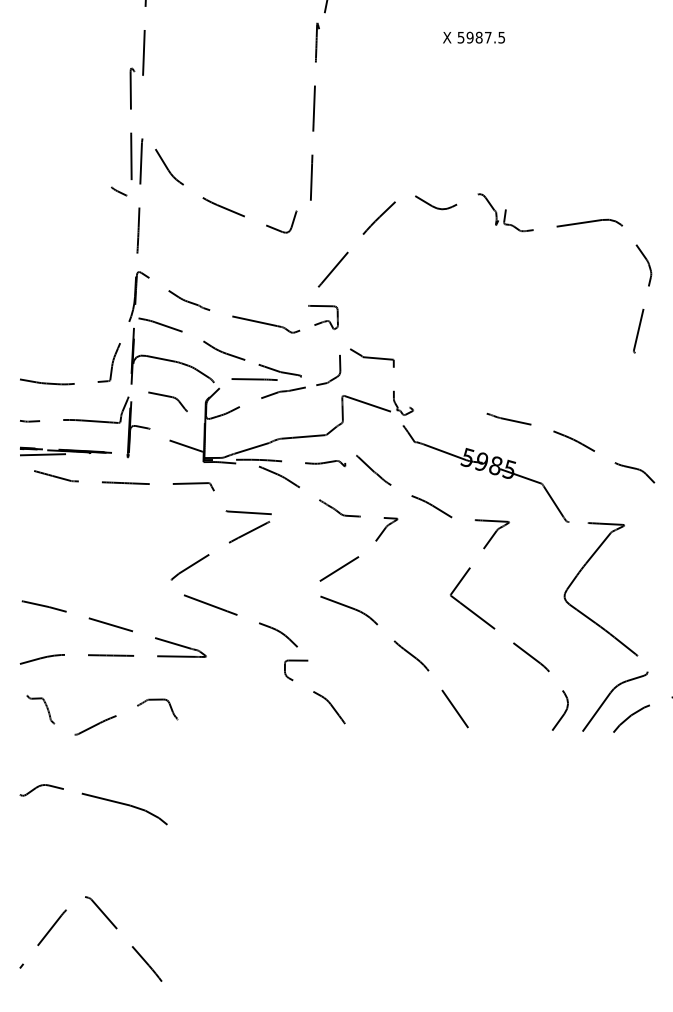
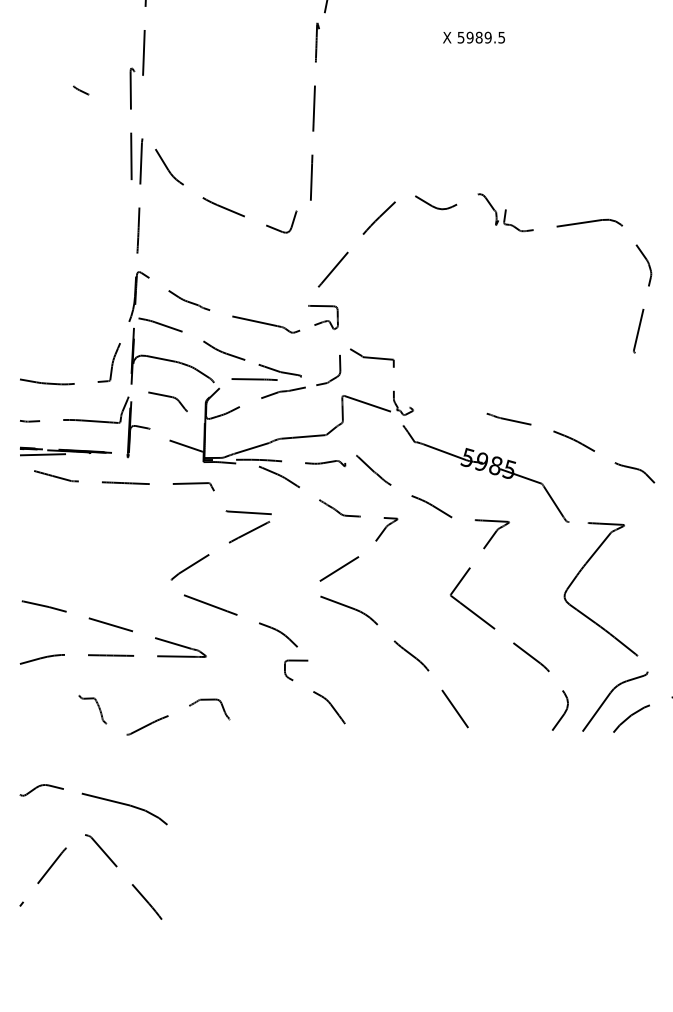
text: 5987.5 -> 5989.5 (487, 37)
line position: (119, 191) -> (81, 90) (81, 90)
part position: (102, 714) -> (154, 714) (154, 714)
curve position: (111, 924) -> (111, 862) (111, 862)
